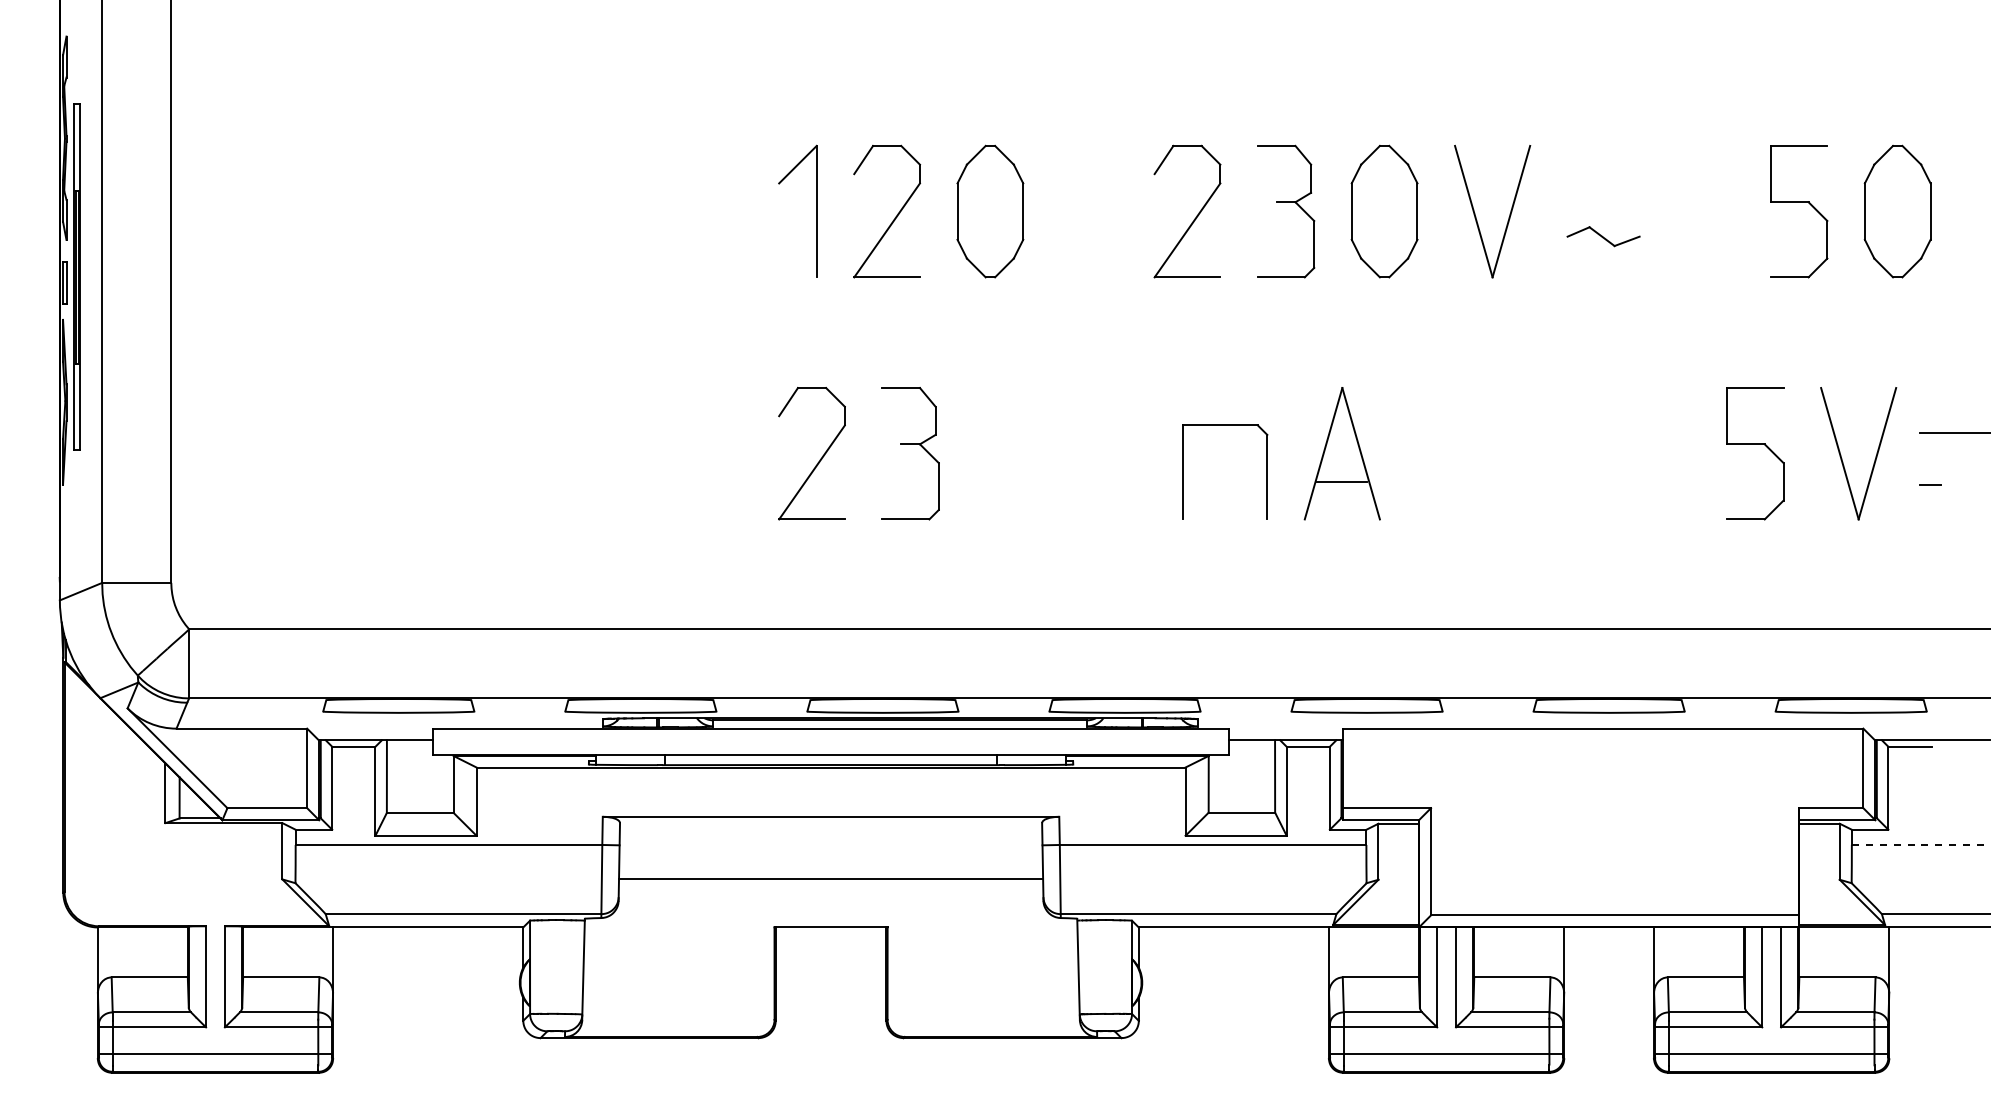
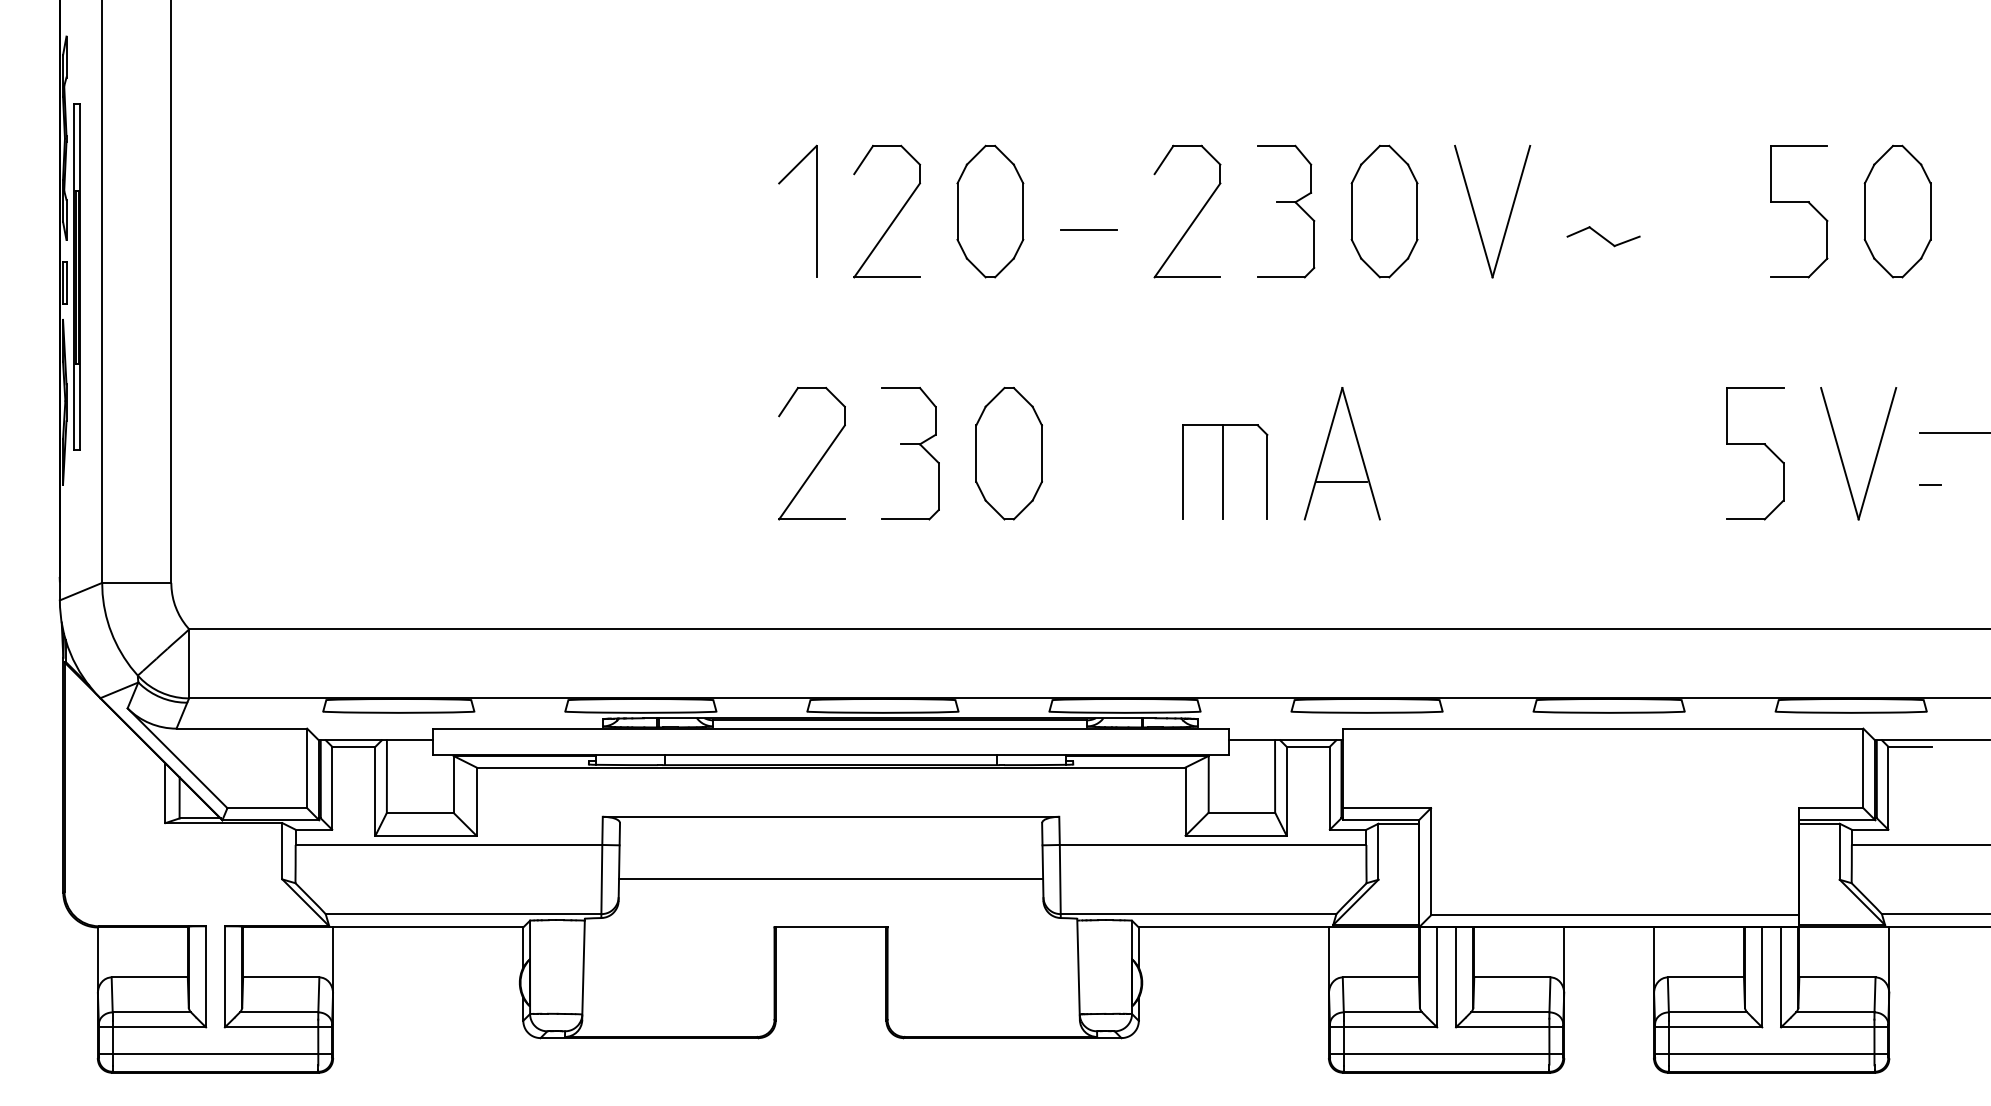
line: none -> present (1088, 230)
part: none -> present (1008, 453)
line: none -> present (1223, 472)
line: dashed -> solid (1921, 844)
